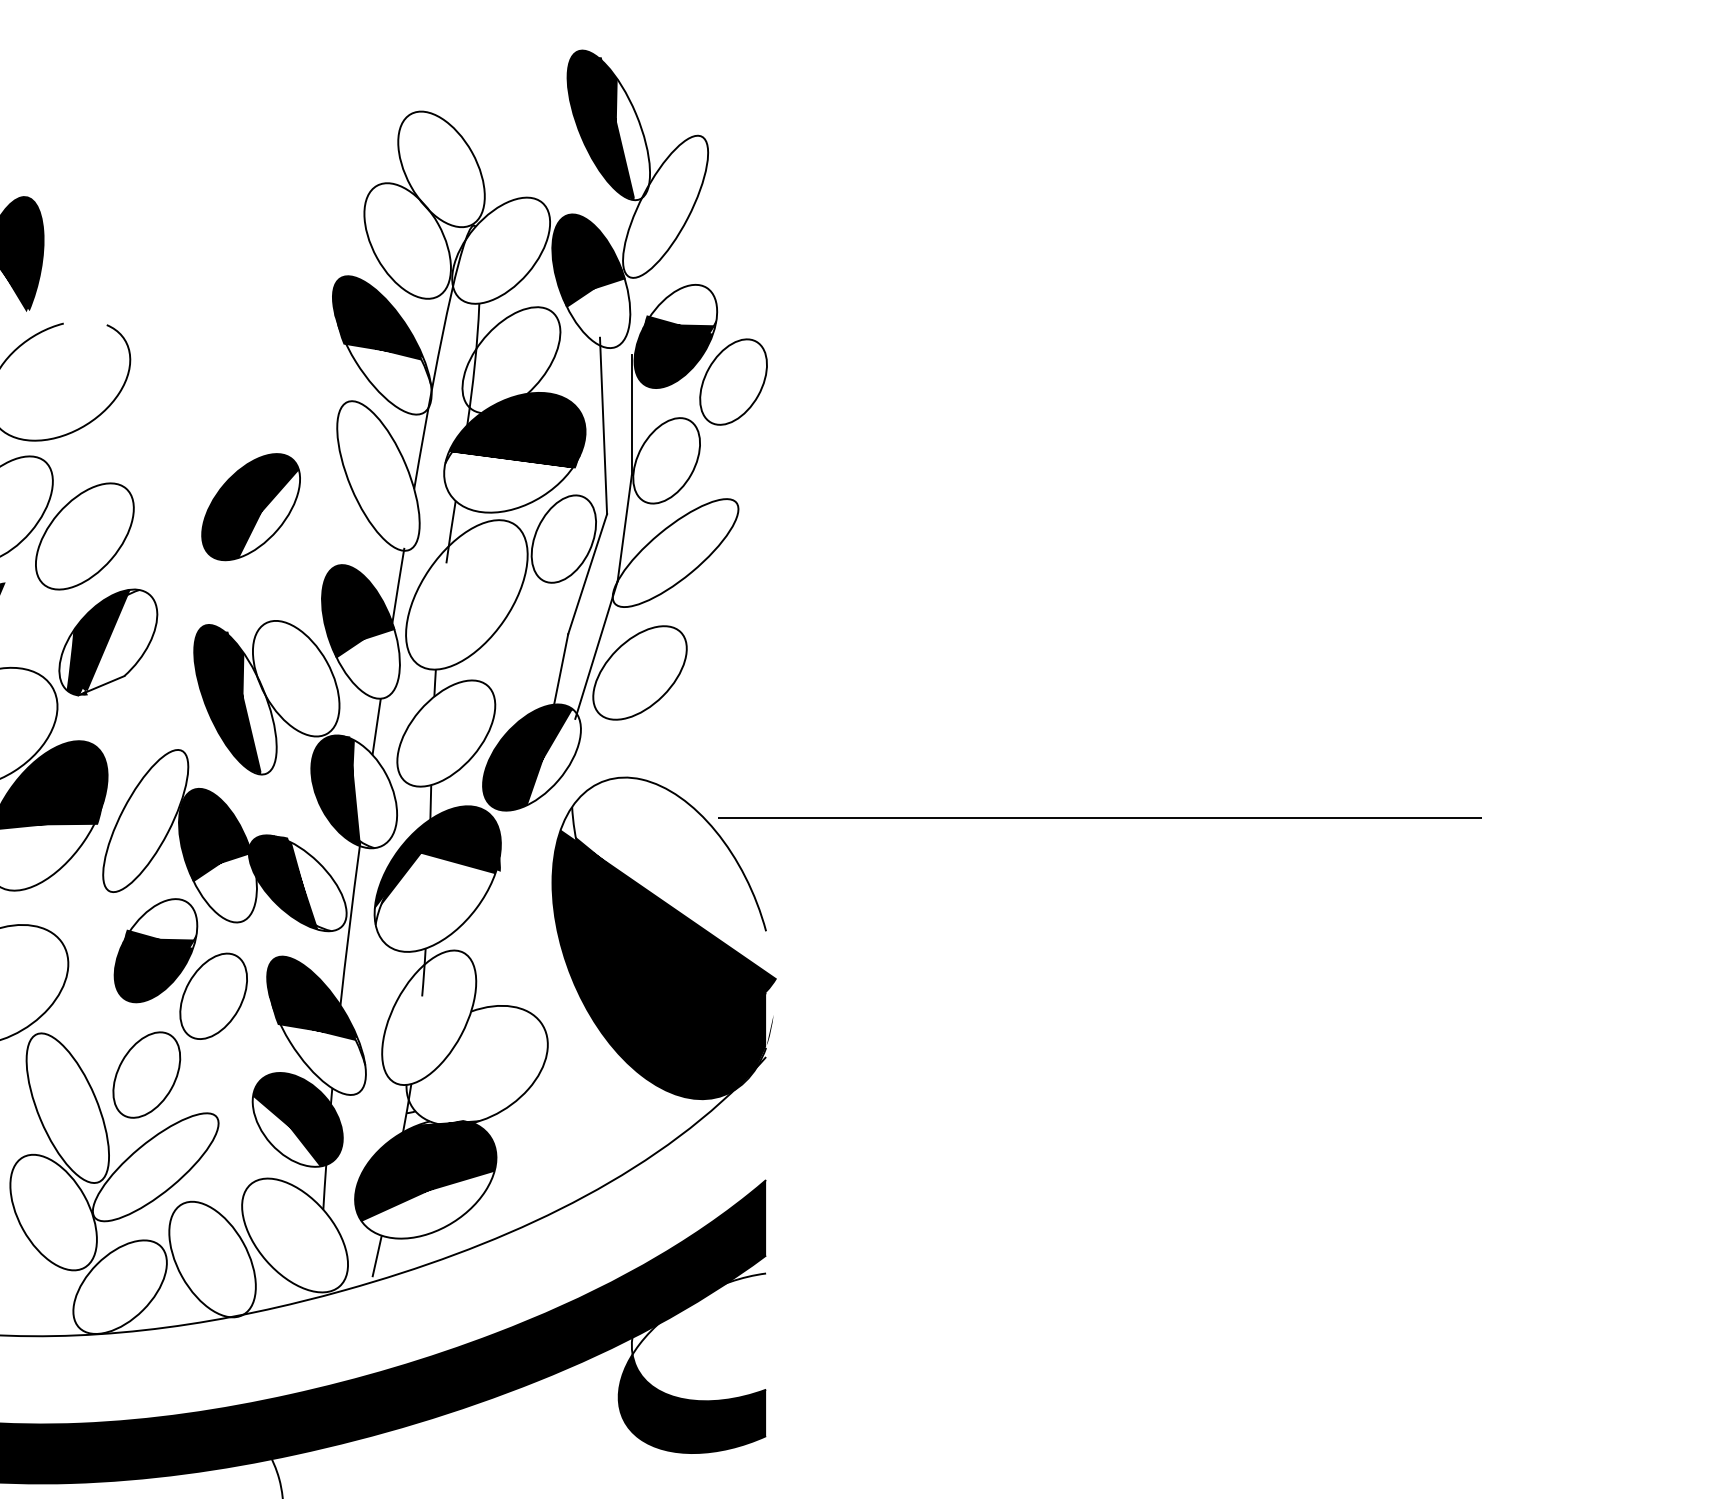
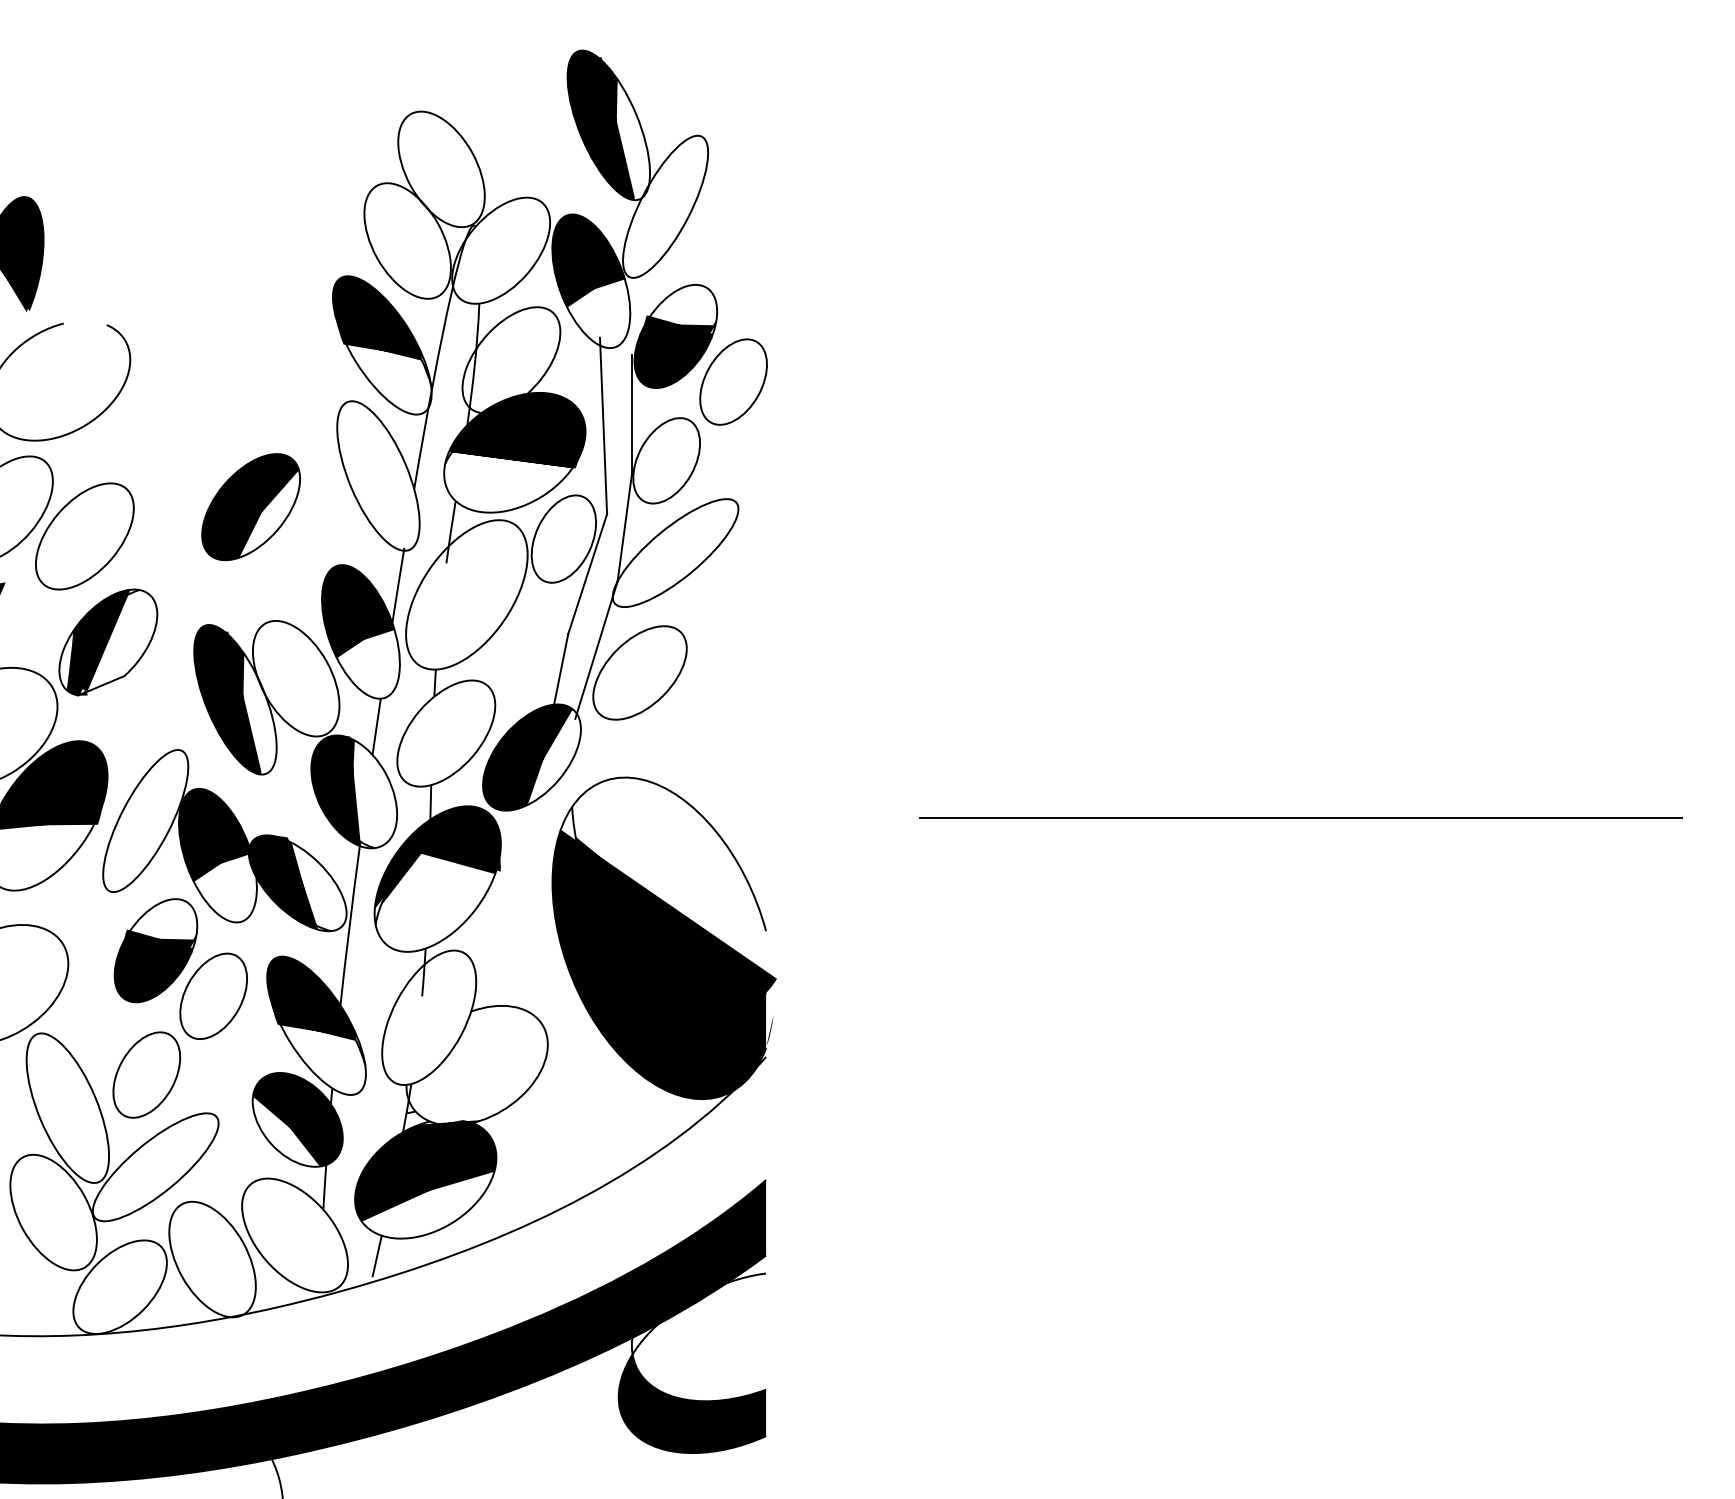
line position: (1099, 817) -> (1300, 817) (1300, 817)
